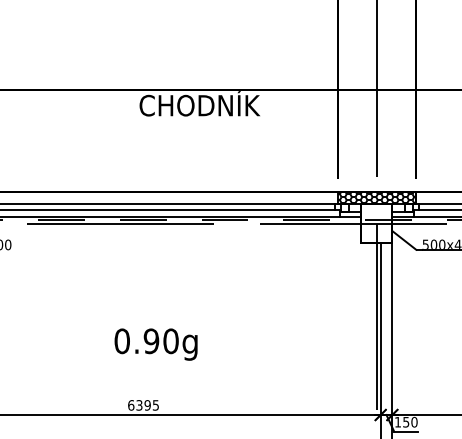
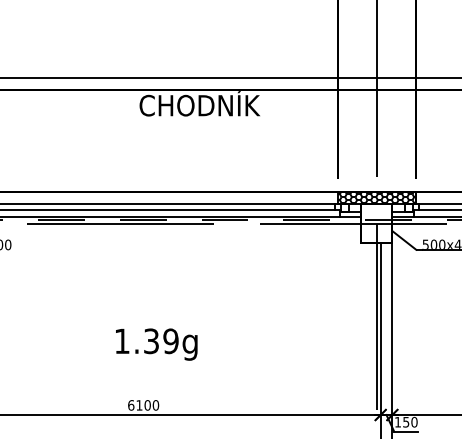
line: none -> present (230, 78)
text: 0.90g -> 1.39g (146, 341)
text: 6395 -> 6100 (147, 405)
